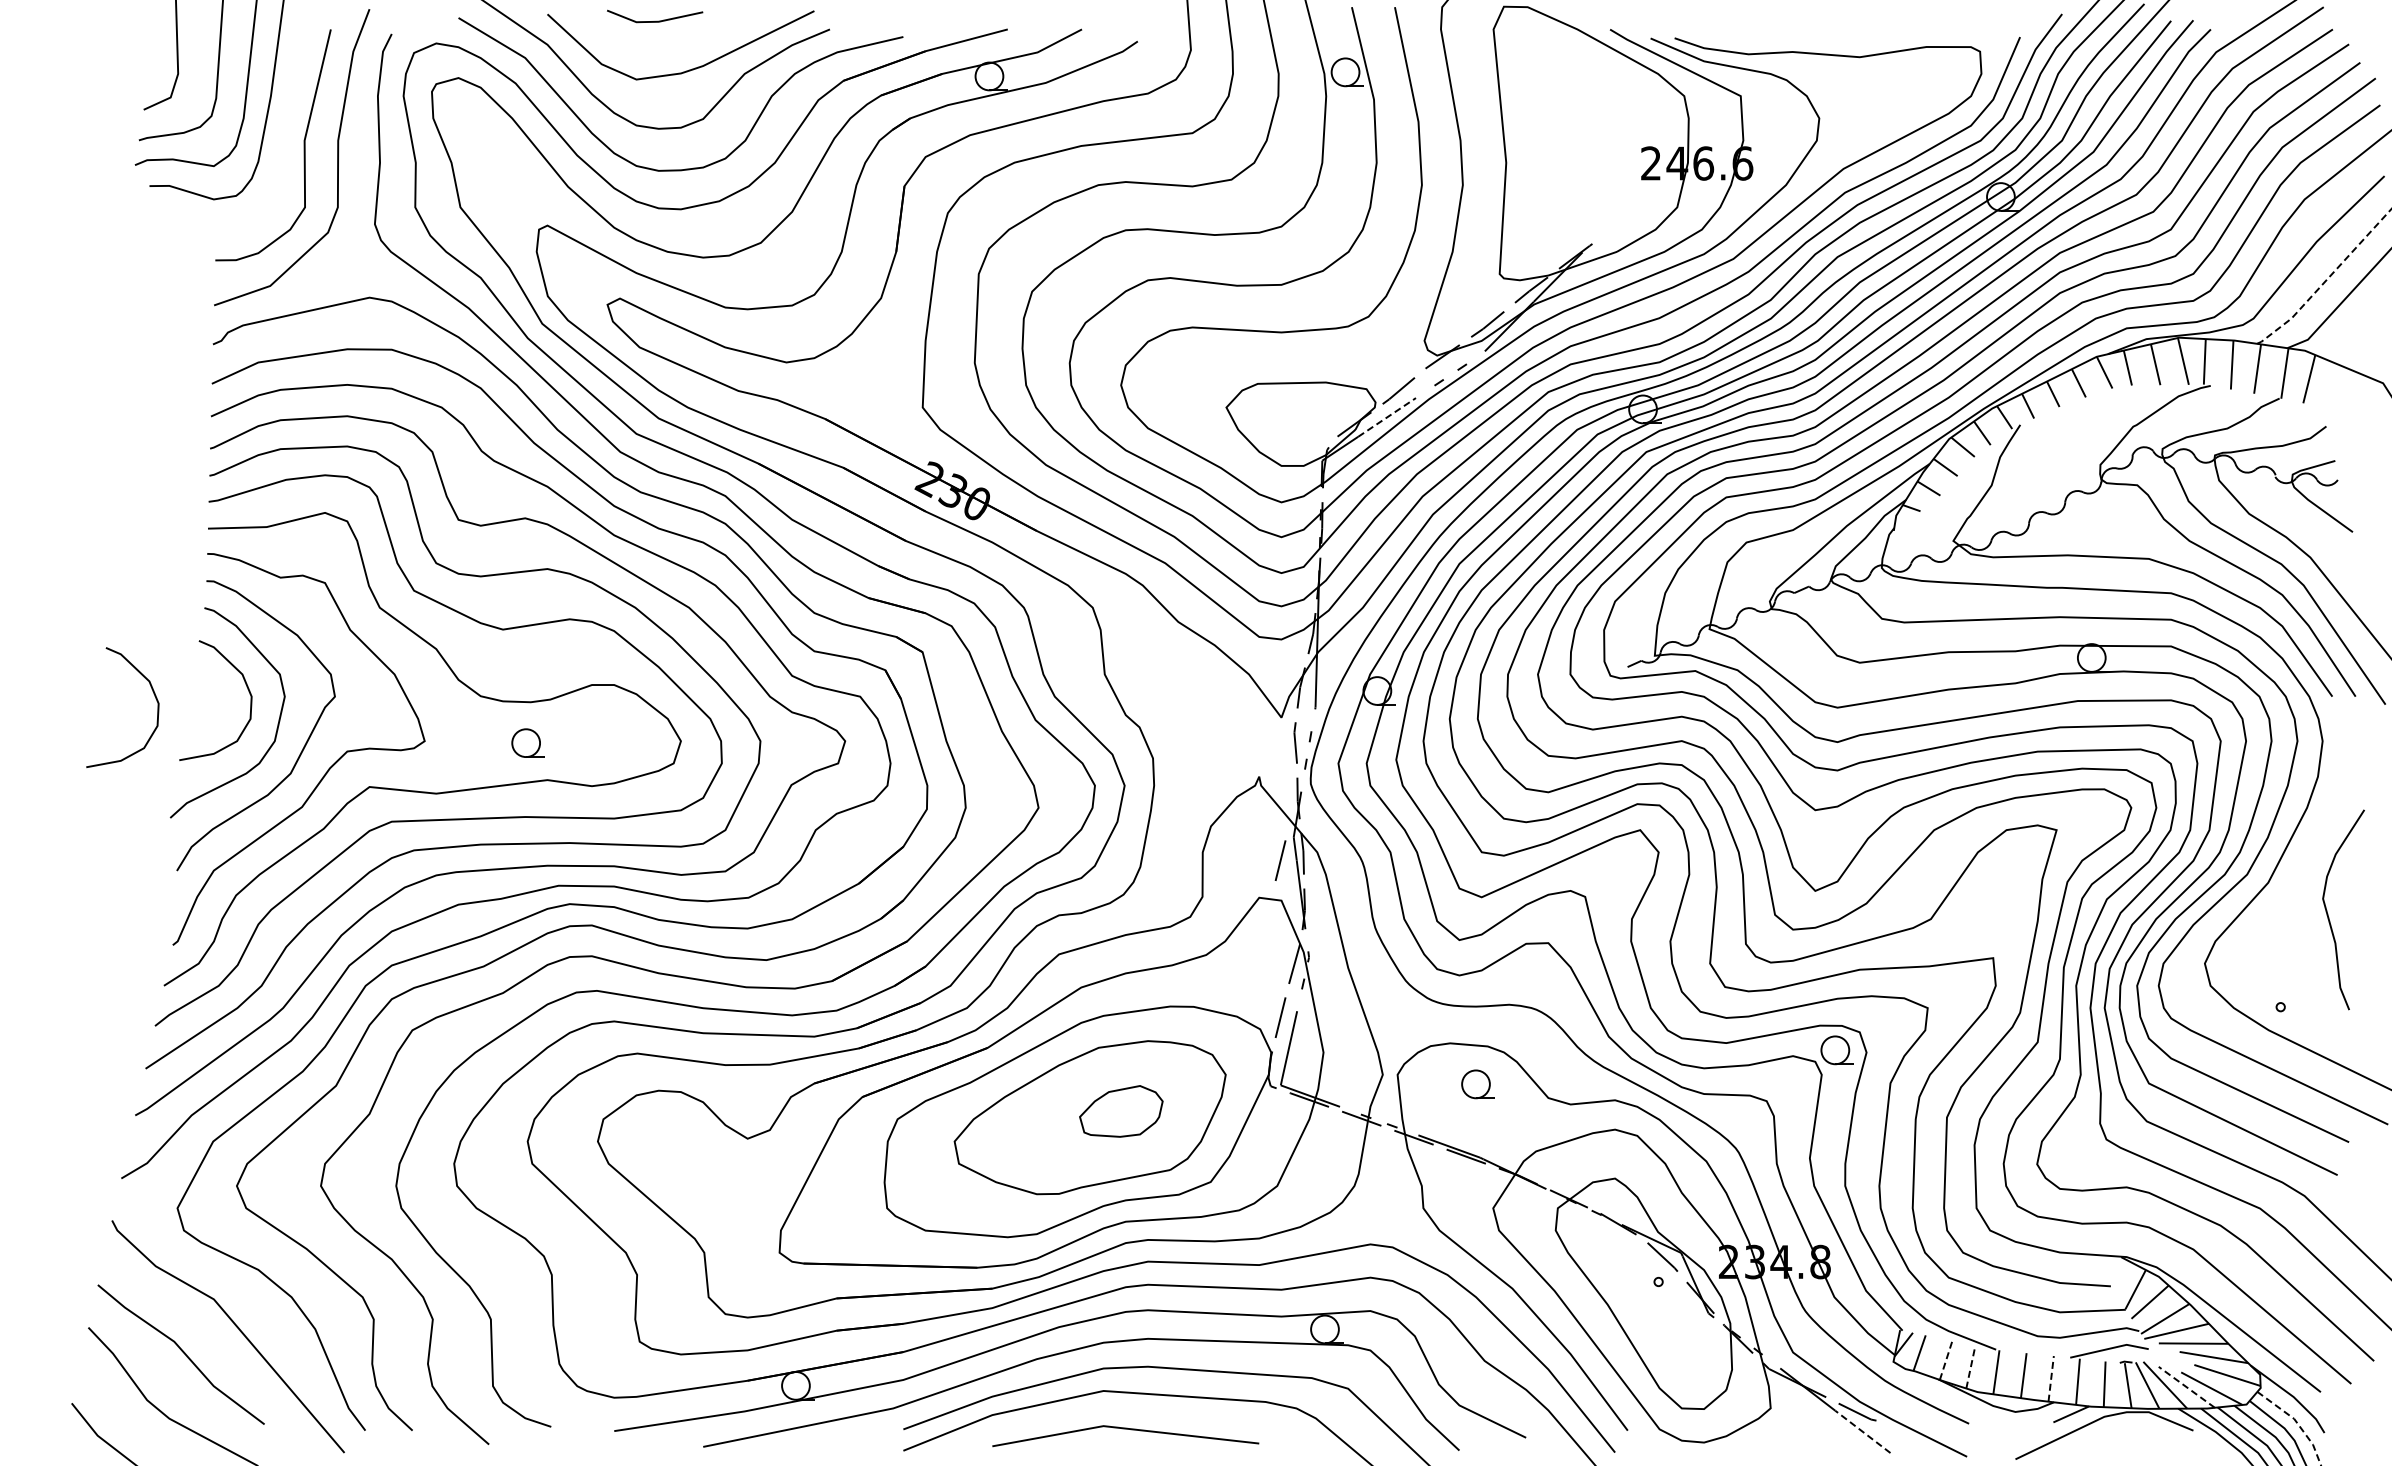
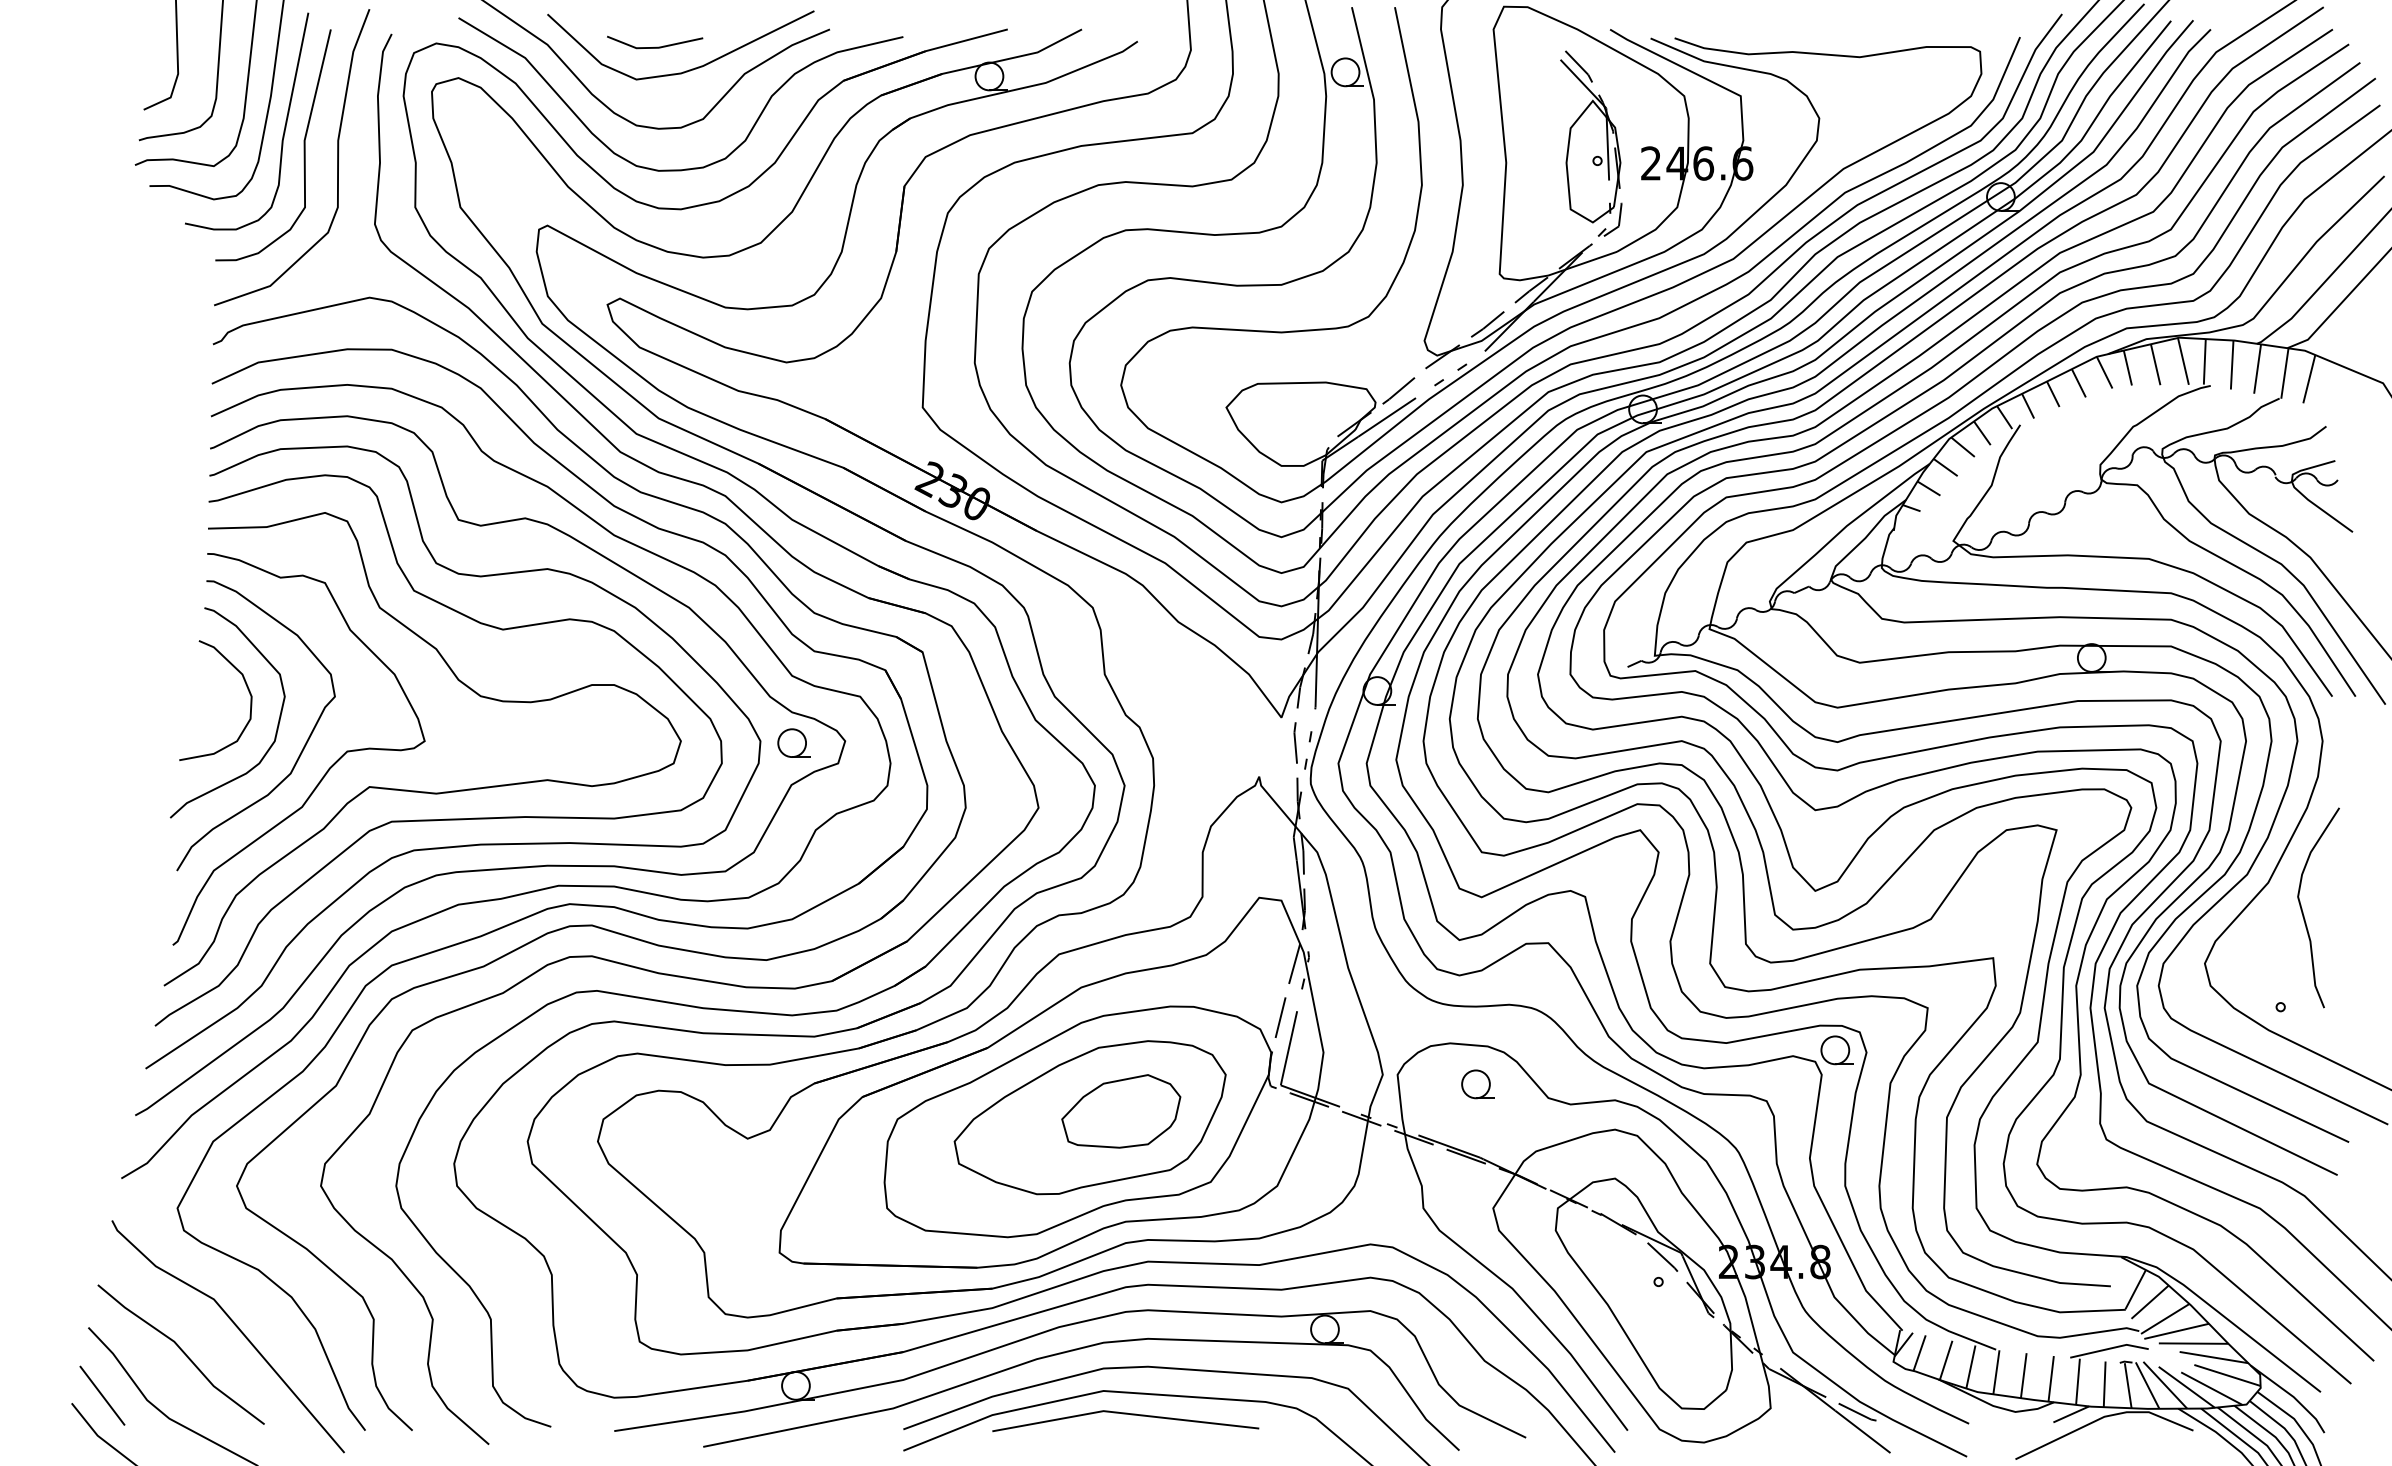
line position: (655, 20) -> (655, 46) (655, 46)
curve: none -> present (283, 130)
part: none -> present (1591, 143)
line: dashed -> solid (2325, 281)
line: dashed -> solid (1387, 417)
curve: present -> none (153, 694)
part position: (527, 742) -> (793, 742) (793, 742)
line: present -> none (1280, 860)
curve position: (2328, 913) -> (2303, 911) (2303, 911)
part size: 85x53 px -> 121x75 px (1121, 1111)
line: dashed -> solid (1946, 1360)
line: dashed -> solid (1970, 1367)
line: dashed -> solid (2051, 1378)
line: dashed -> solid (2186, 1387)
line: none -> present (102, 1395)
line: dashed -> solid (2297, 1422)
line position: (1125, 1429) -> (1125, 1414) (1125, 1414)
line: dashed -> solid (1862, 1431)
